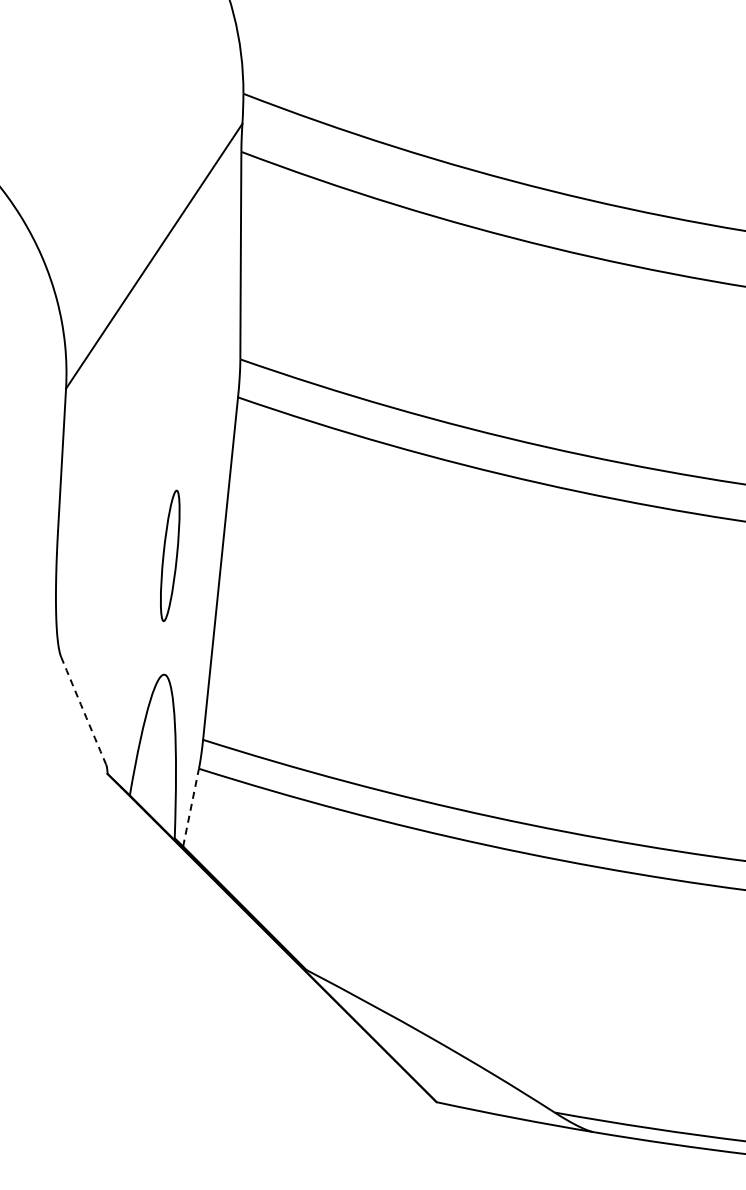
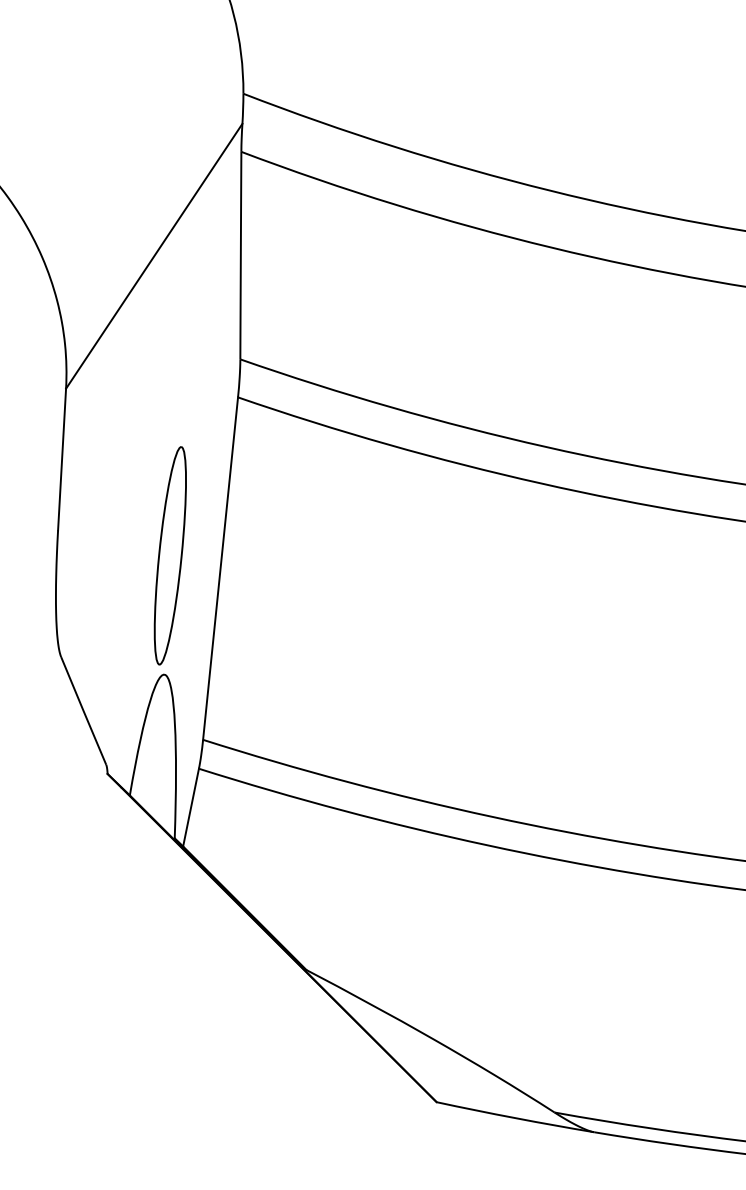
part size: 21x133 px -> 34x220 px (169, 555)
arc: dashed -> solid (83, 710)
line: dashed -> solid (191, 807)
